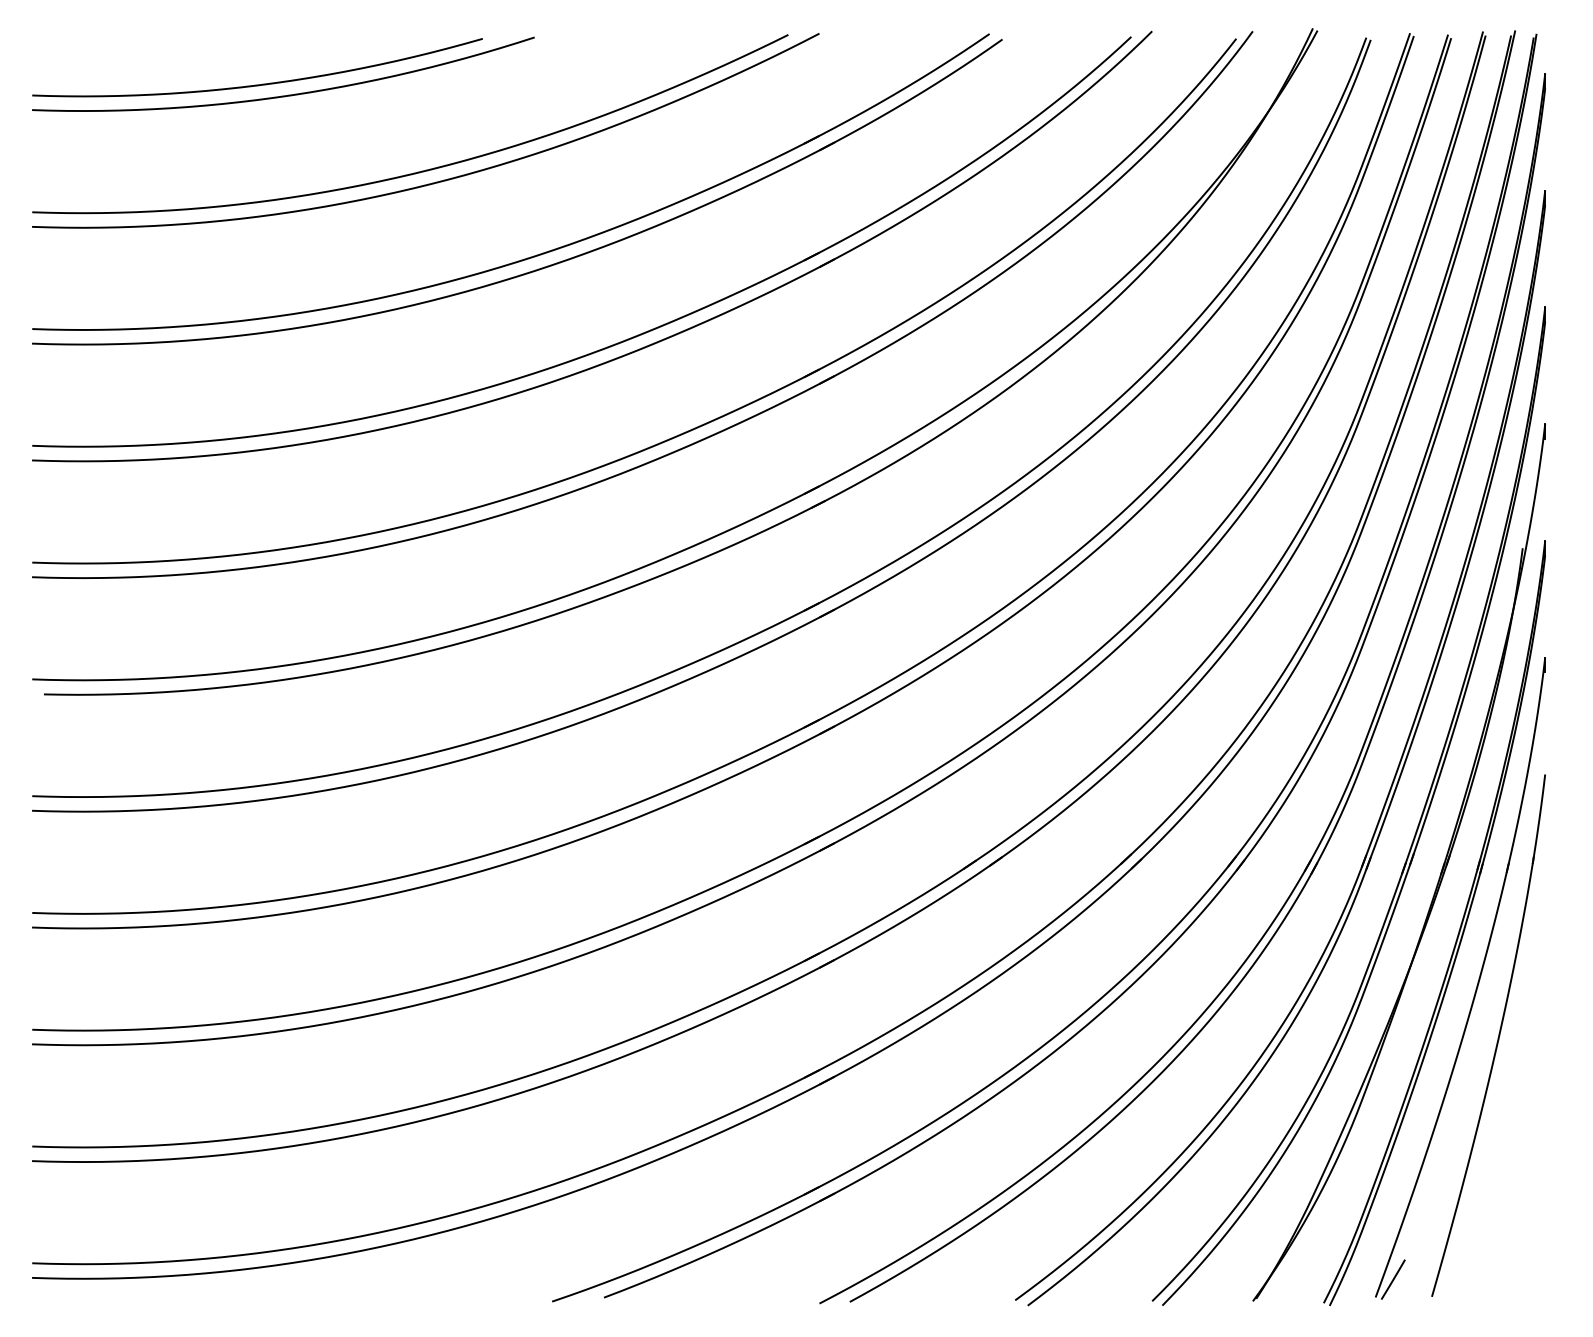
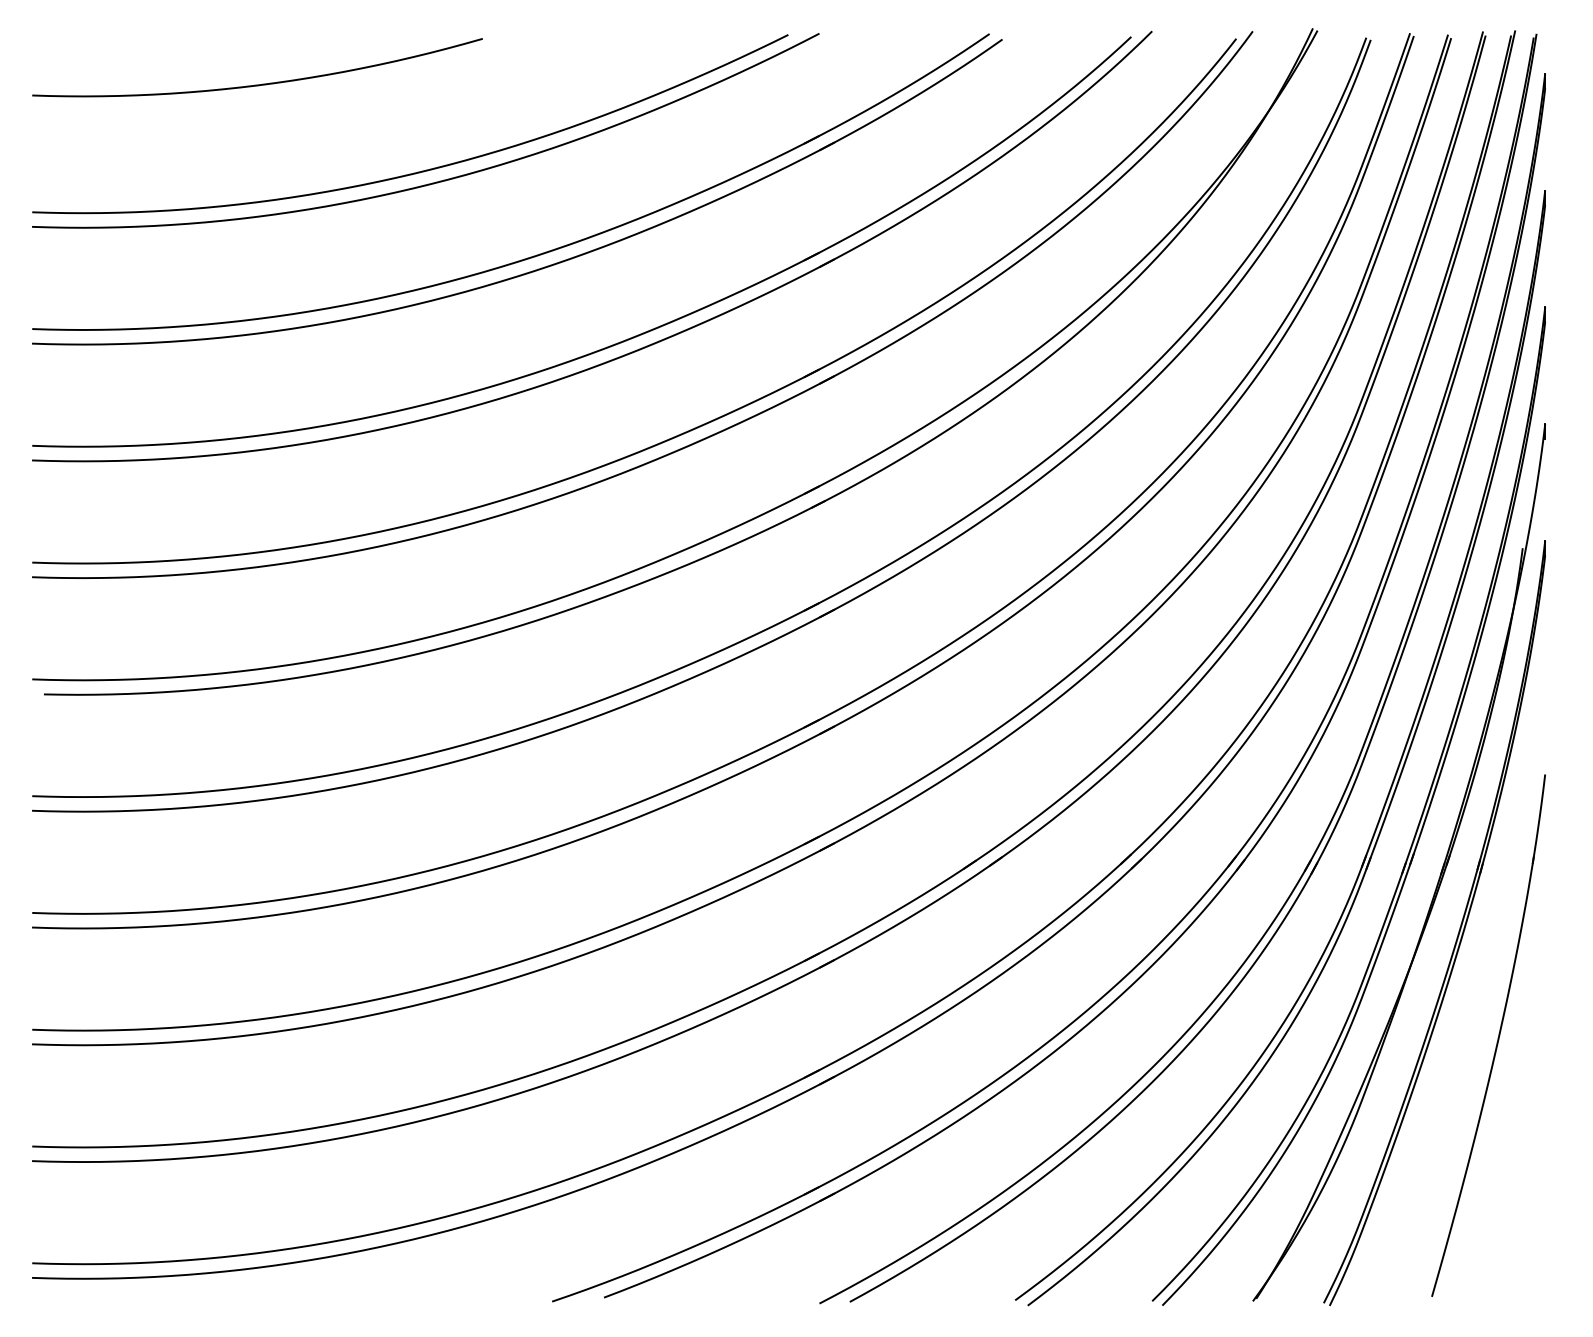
curve: present -> none (288, 94)
part: present -> none (1477, 981)
